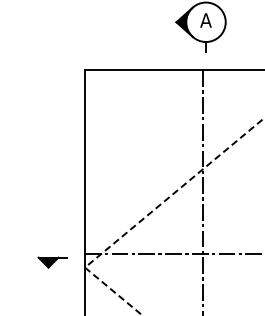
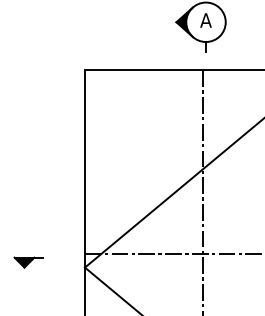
line: dashed -> solid (145, 217)
part position: (52, 262) -> (28, 262) (28, 262)
